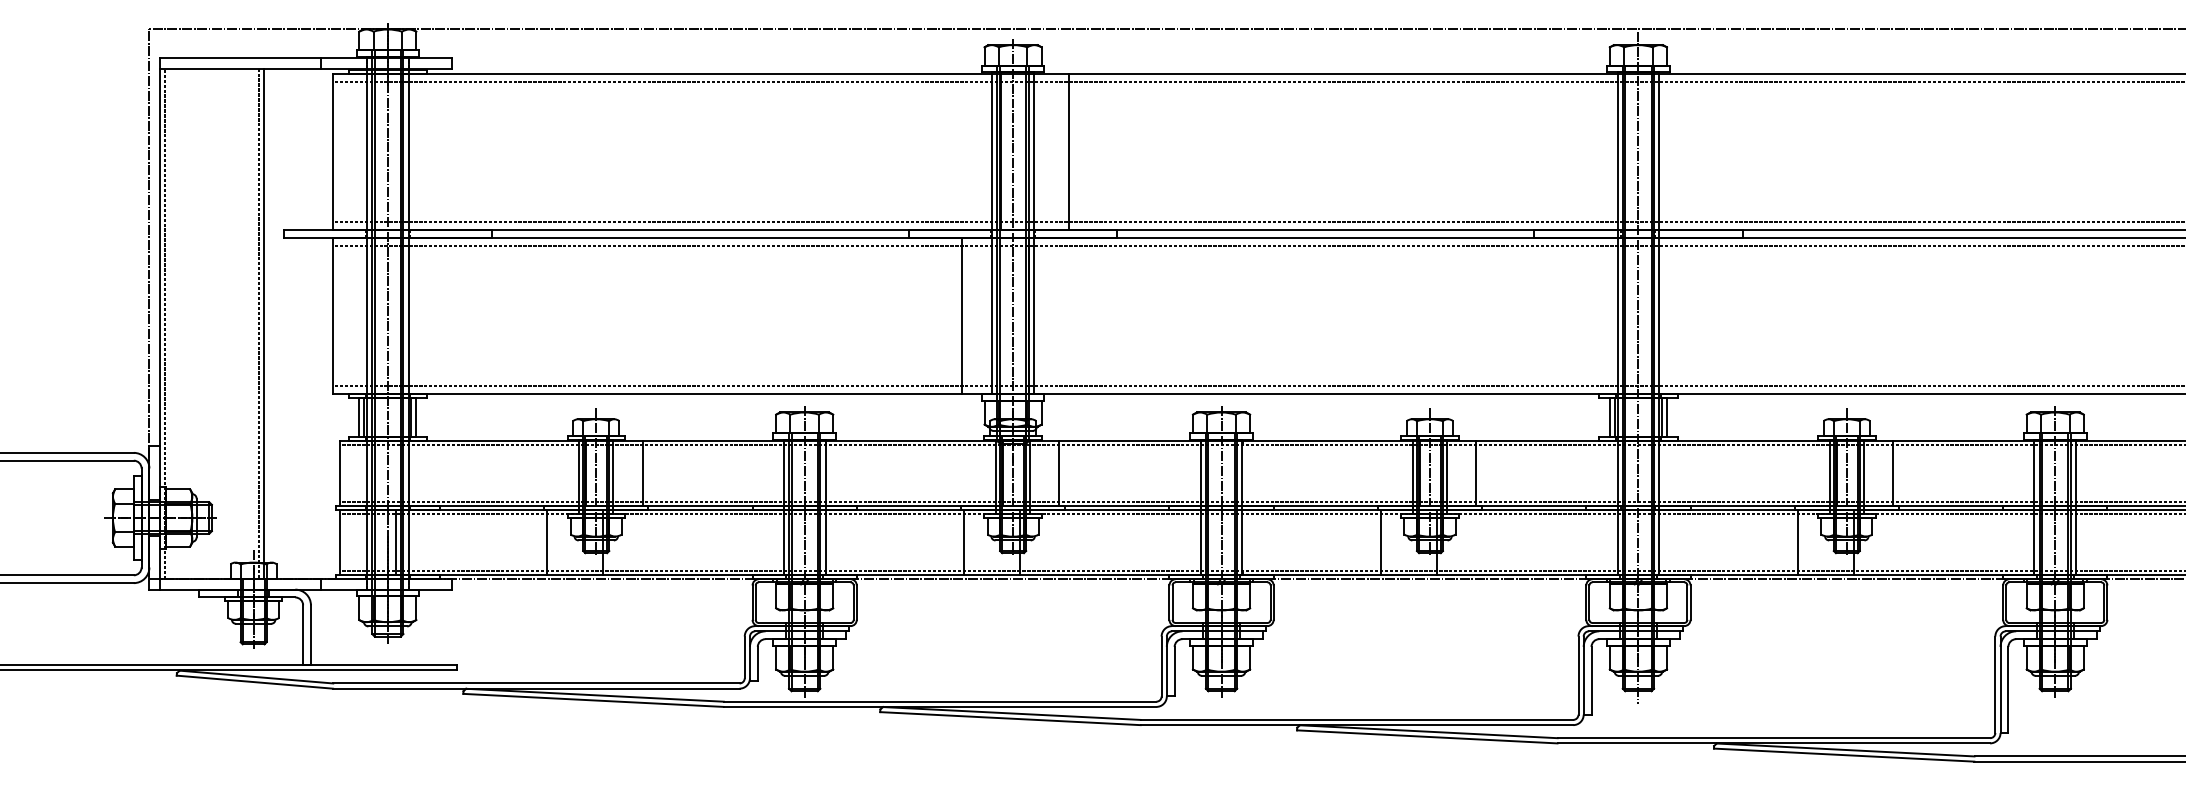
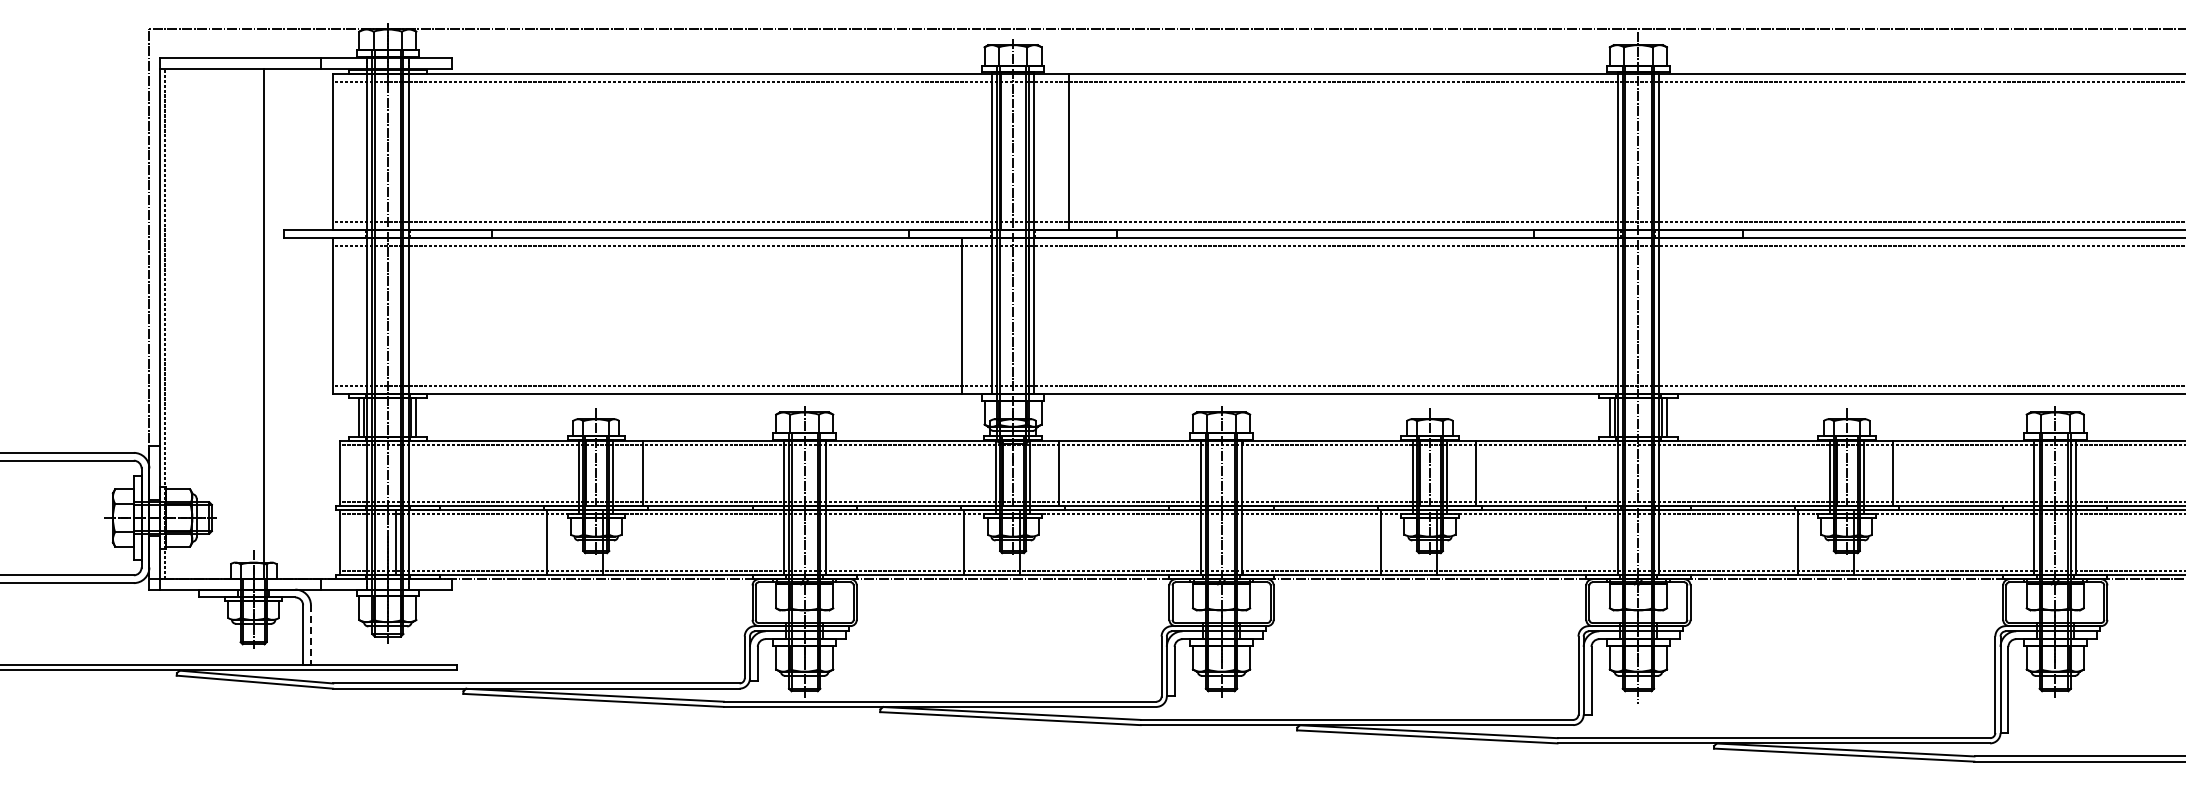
line: present -> none (258, 323)
line: solid -> dashed (310, 635)
